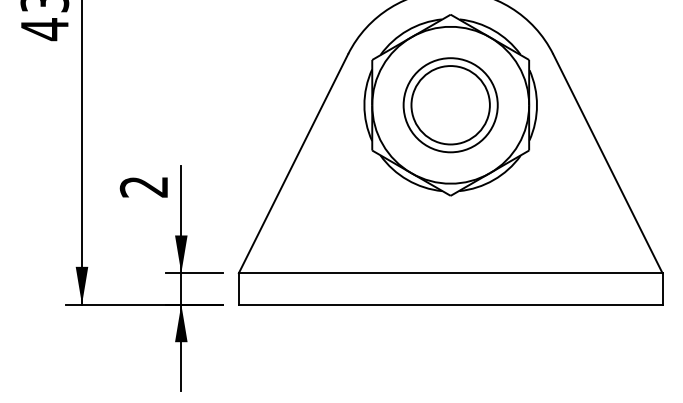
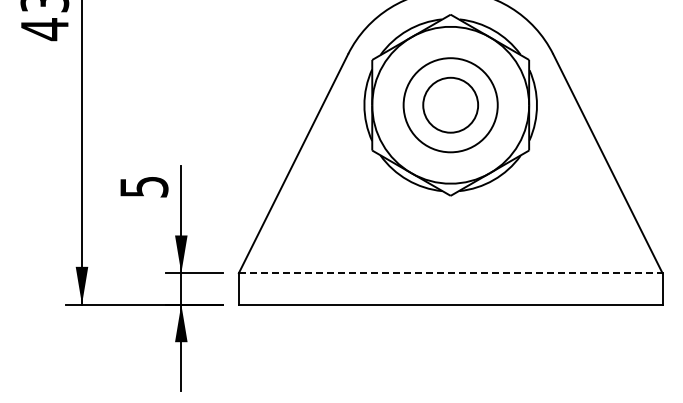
circle diameter: 78 px -> 55 px (450, 104)
text: 2 -> 5 (143, 187)
line: solid -> dashed (450, 273)
